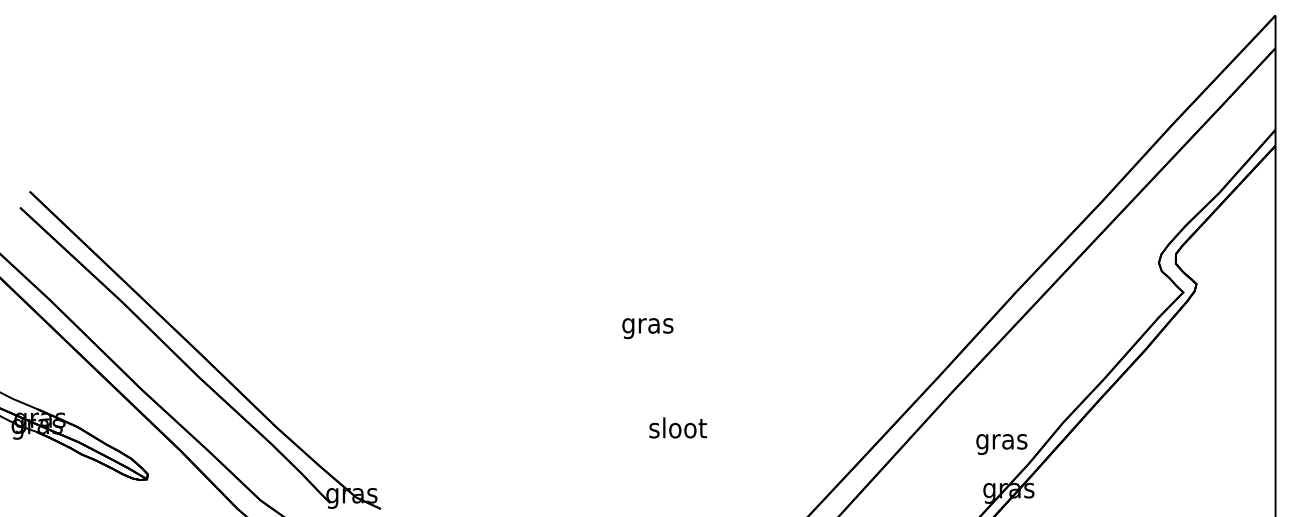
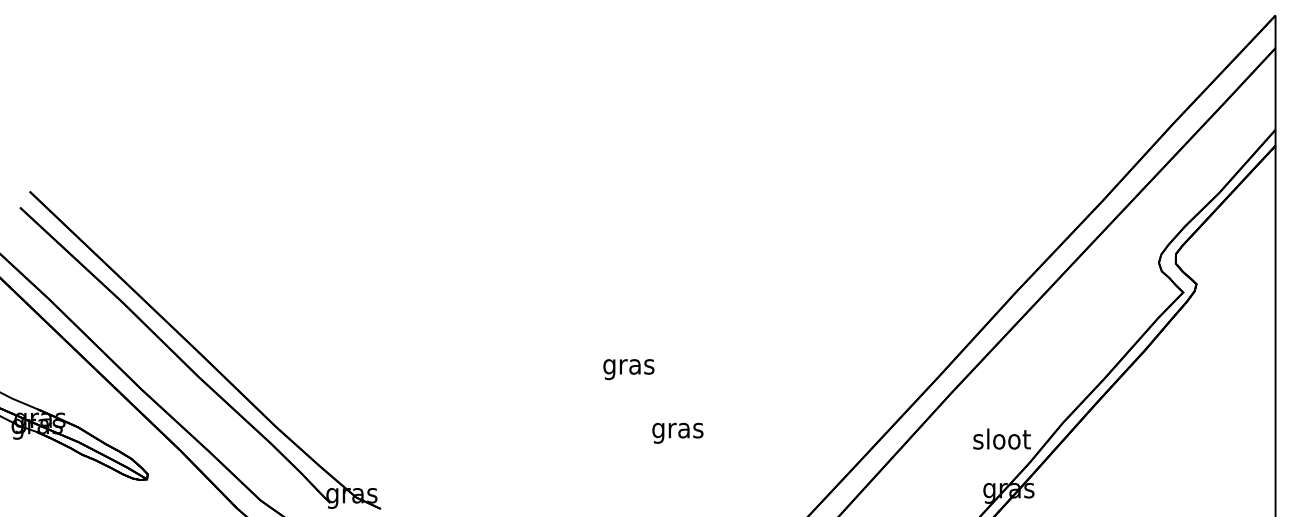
text position: (647, 328) -> (628, 369) (628, 369)
text: sloot -> gras (677, 430)
text: gras -> sloot (1001, 441)
